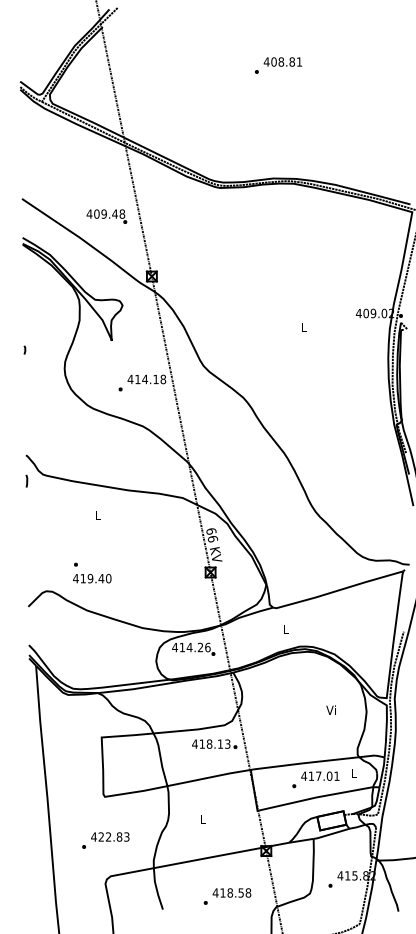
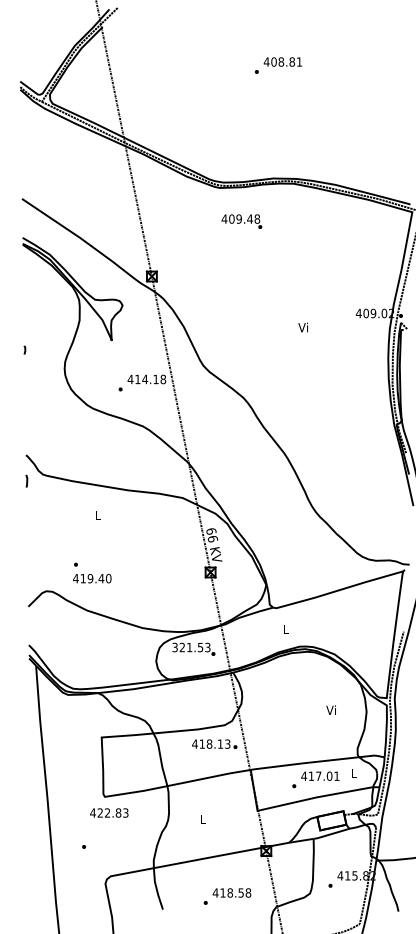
text position: (106, 216) -> (241, 221) (241, 221)
text: L -> Vi (302, 327)
text: 414.26 -> 321.53 (191, 647)
text position: (110, 836) -> (109, 812) (109, 812)
